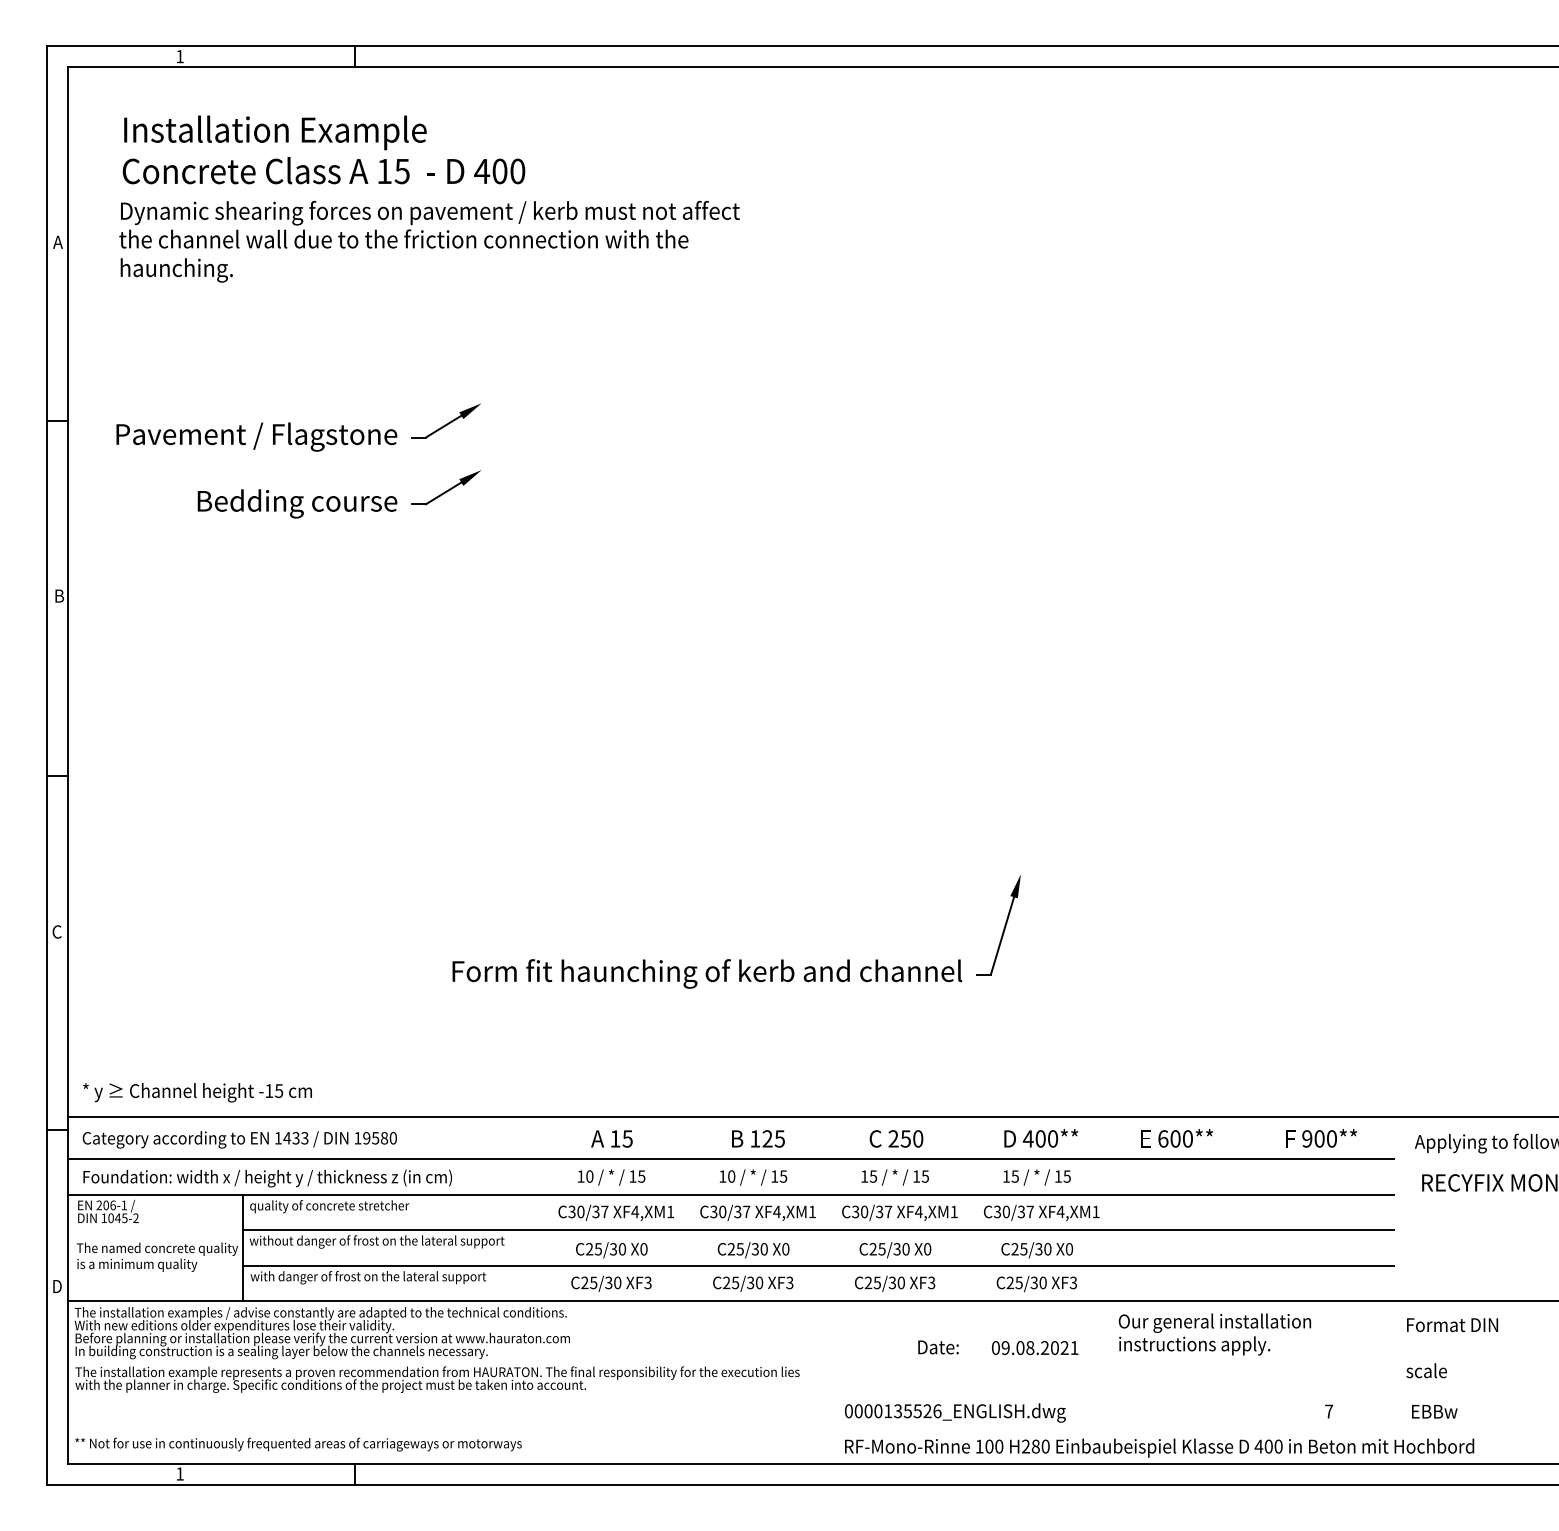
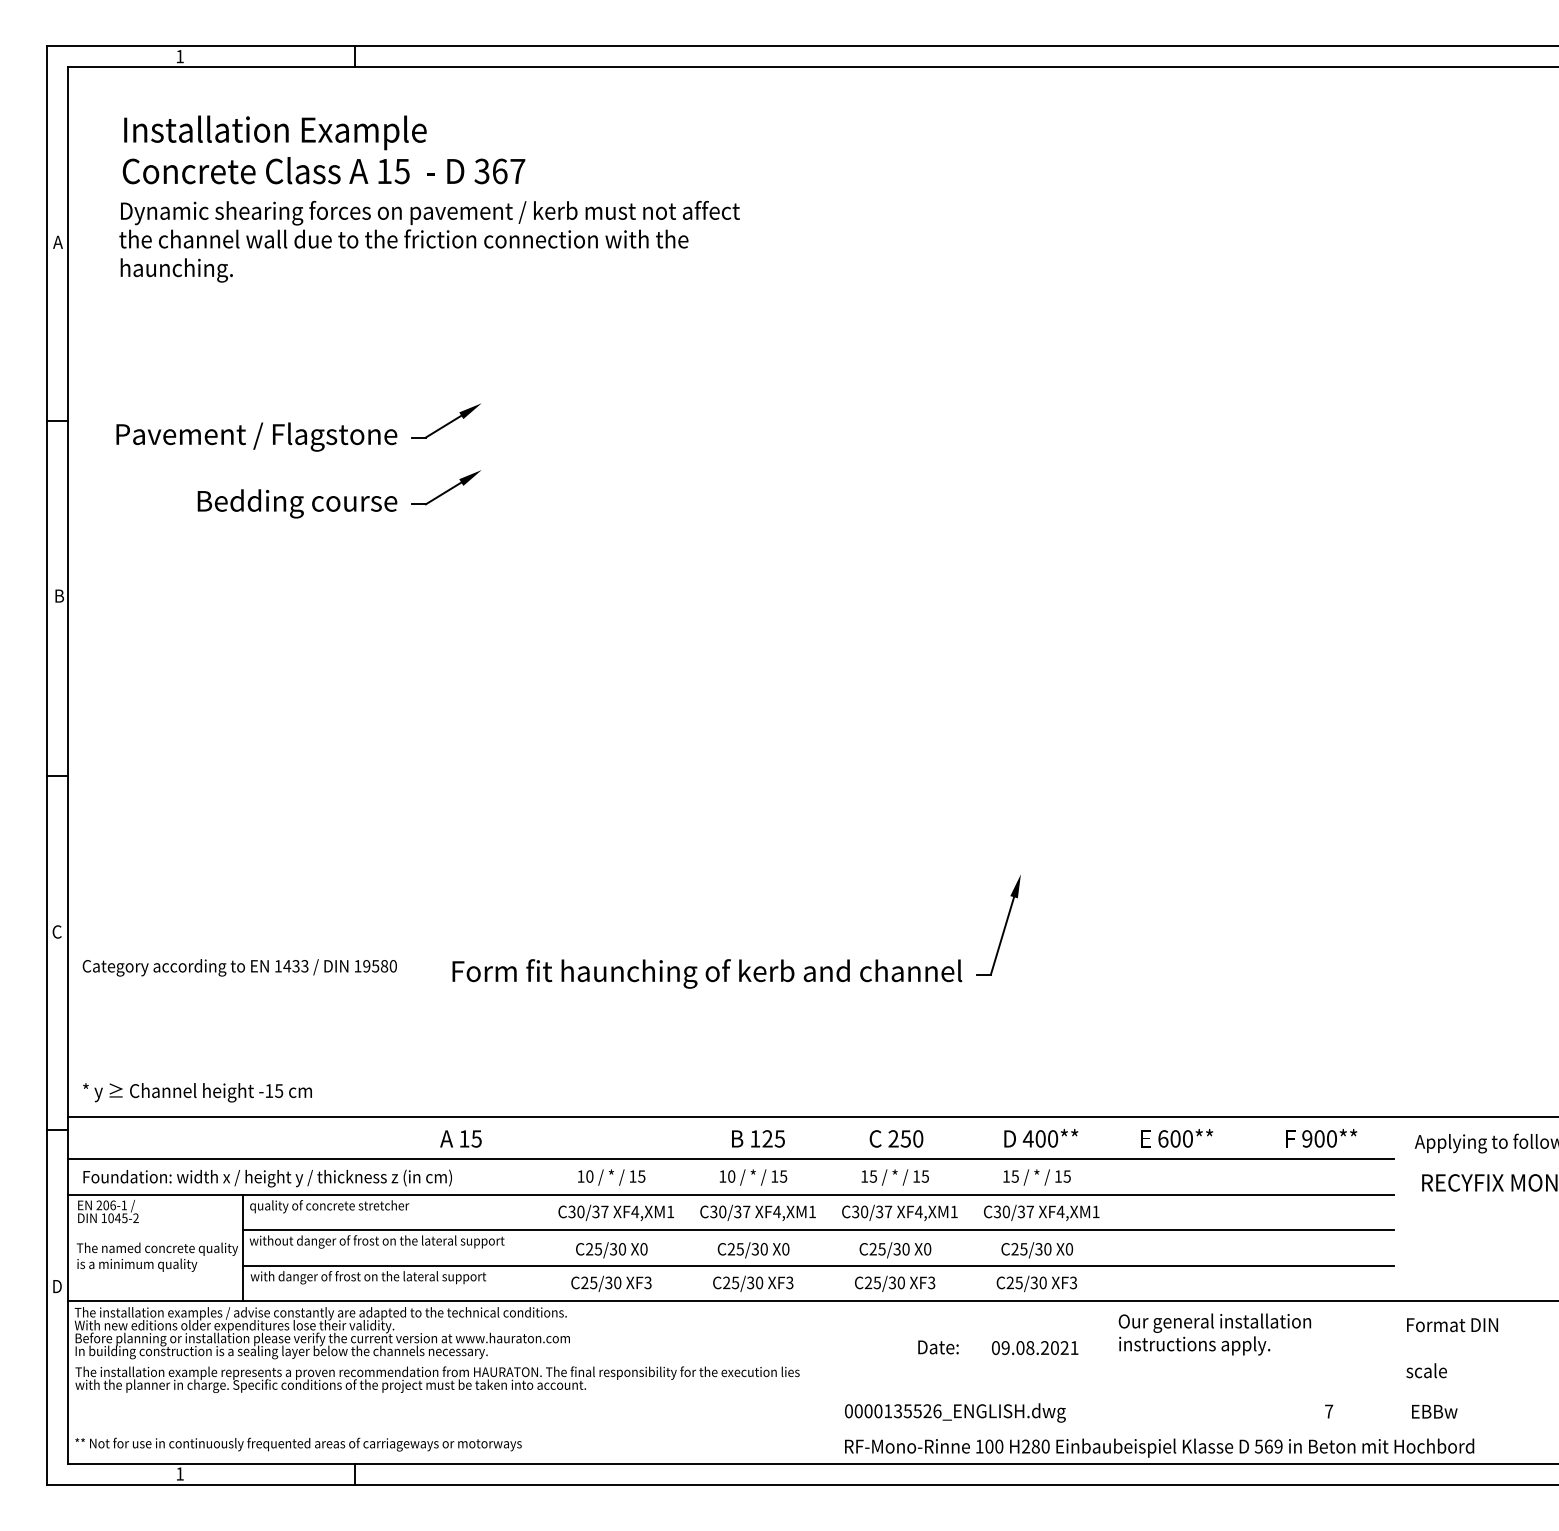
text: 400 -> 367 (499, 171)
text position: (611, 1138) -> (460, 1138) (460, 1138)
text position: (239, 1139) -> (239, 967) (239, 967)
text: 400 -> 569 (1268, 1446)
